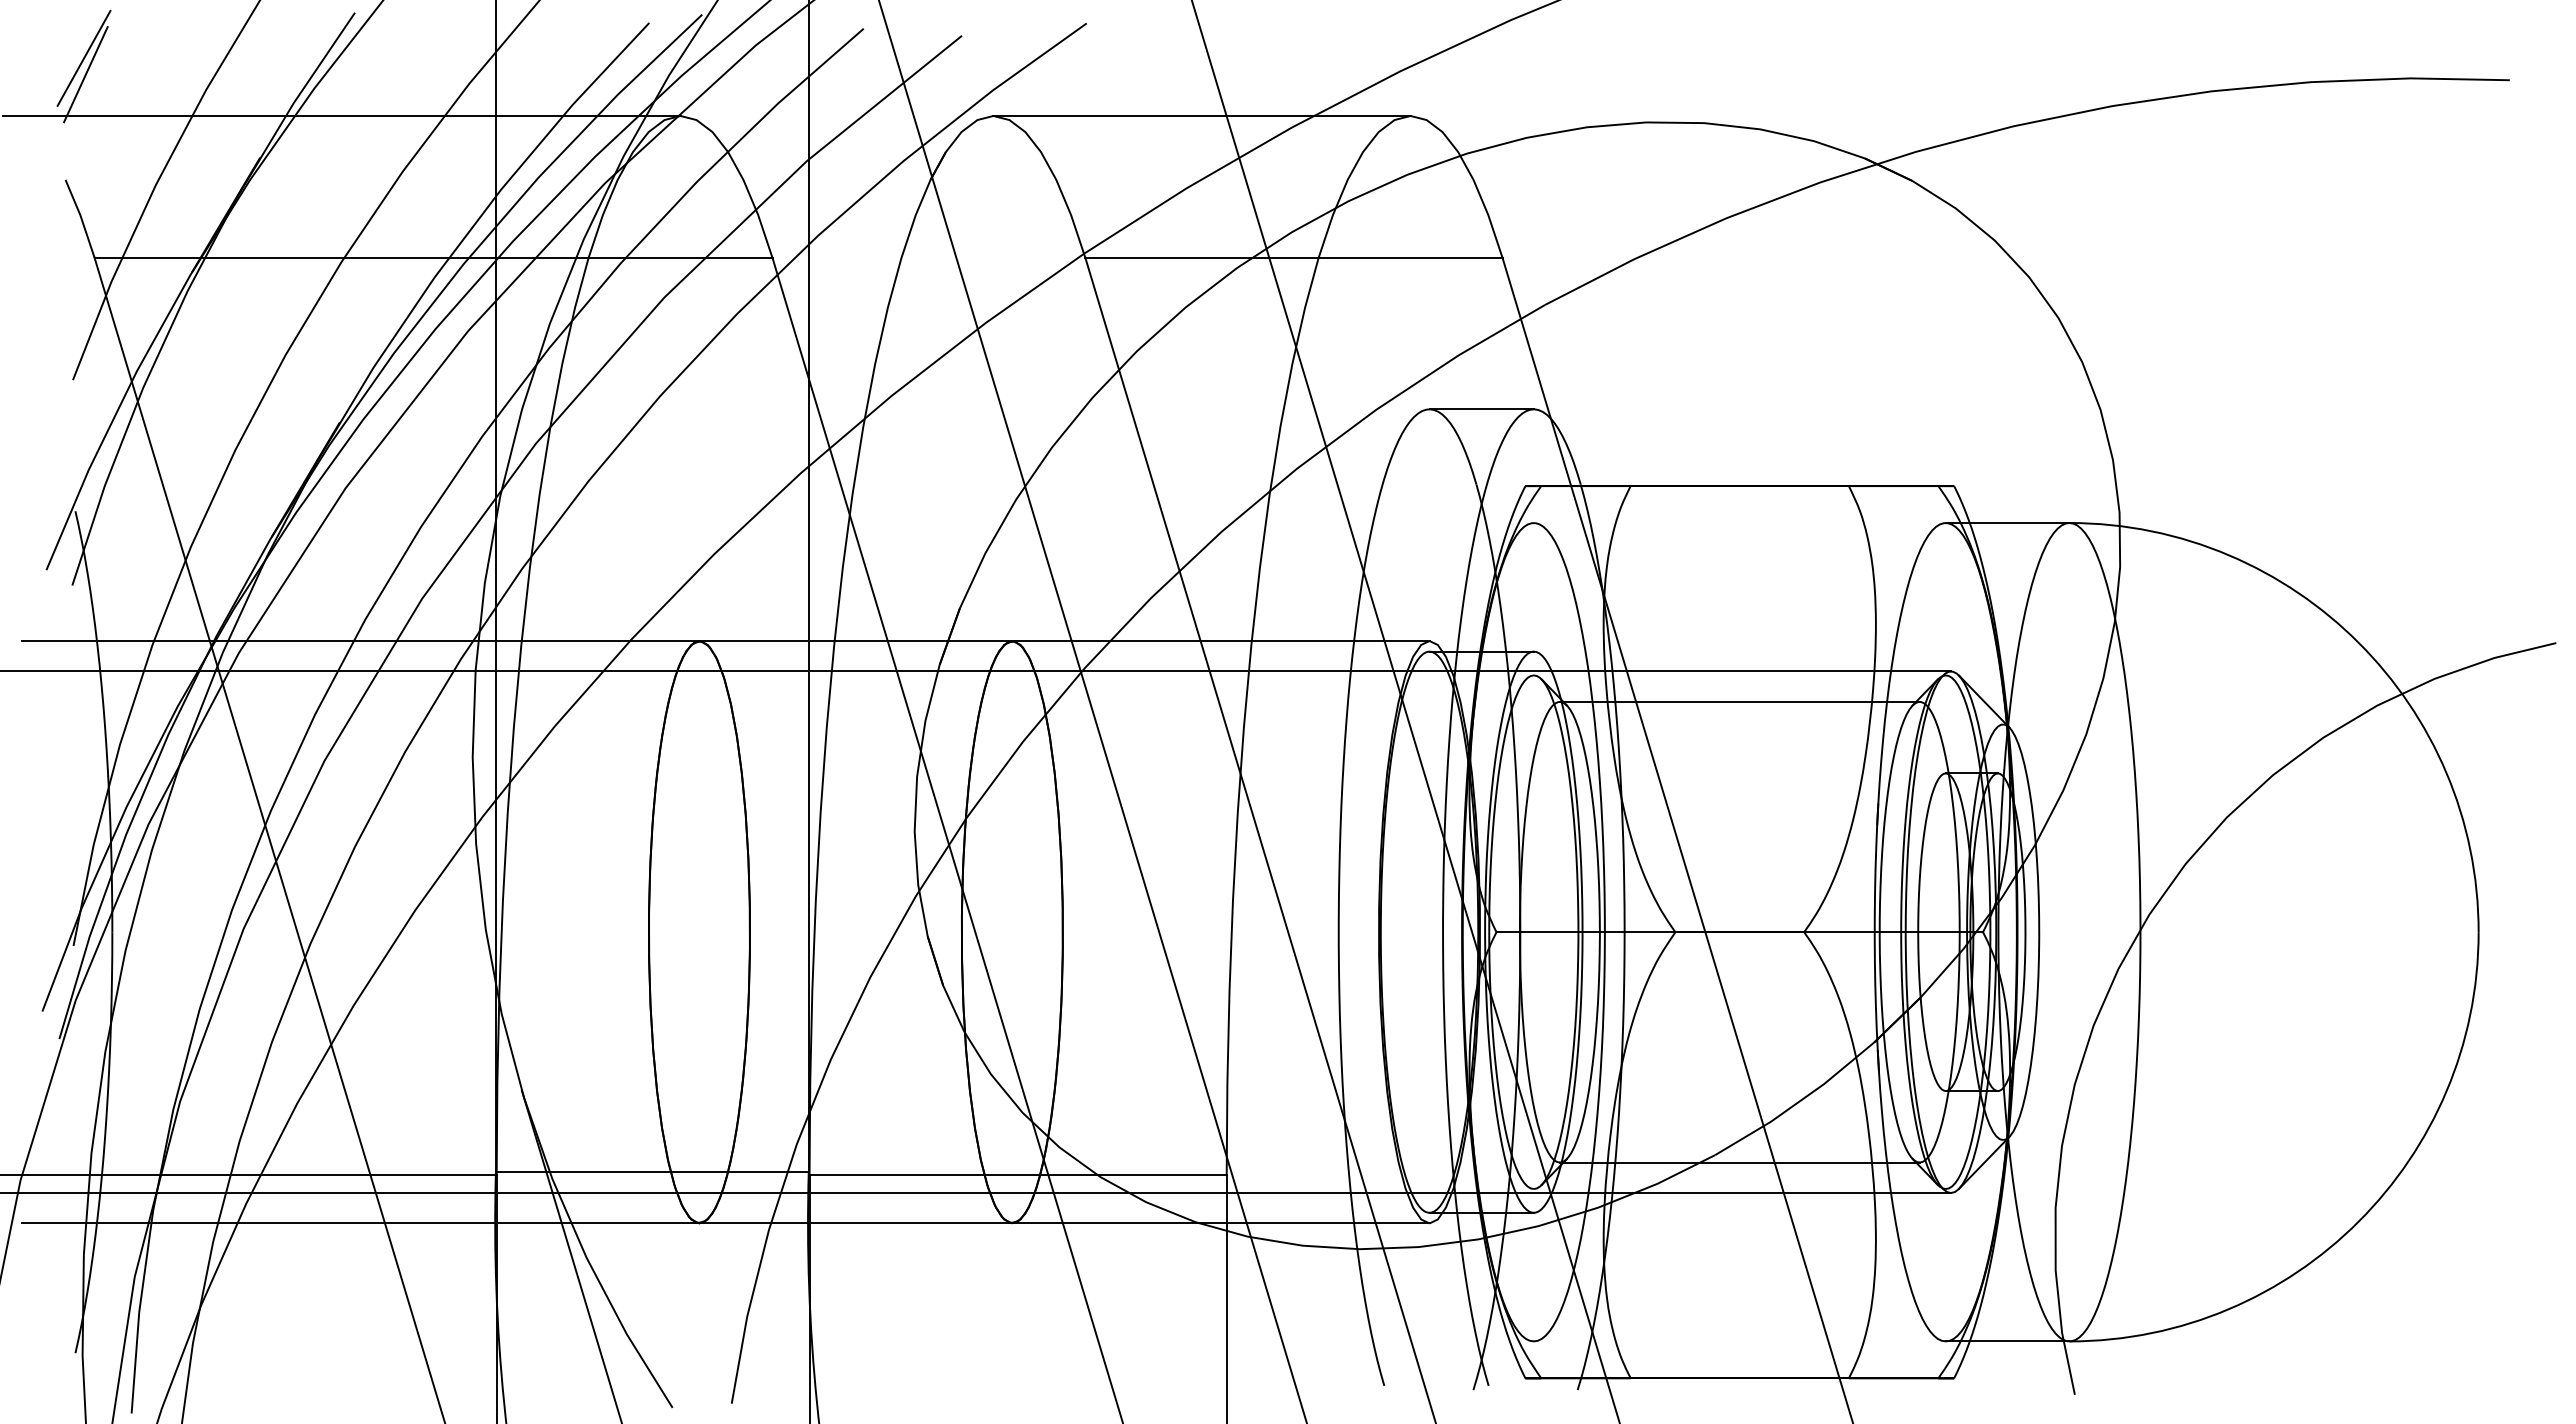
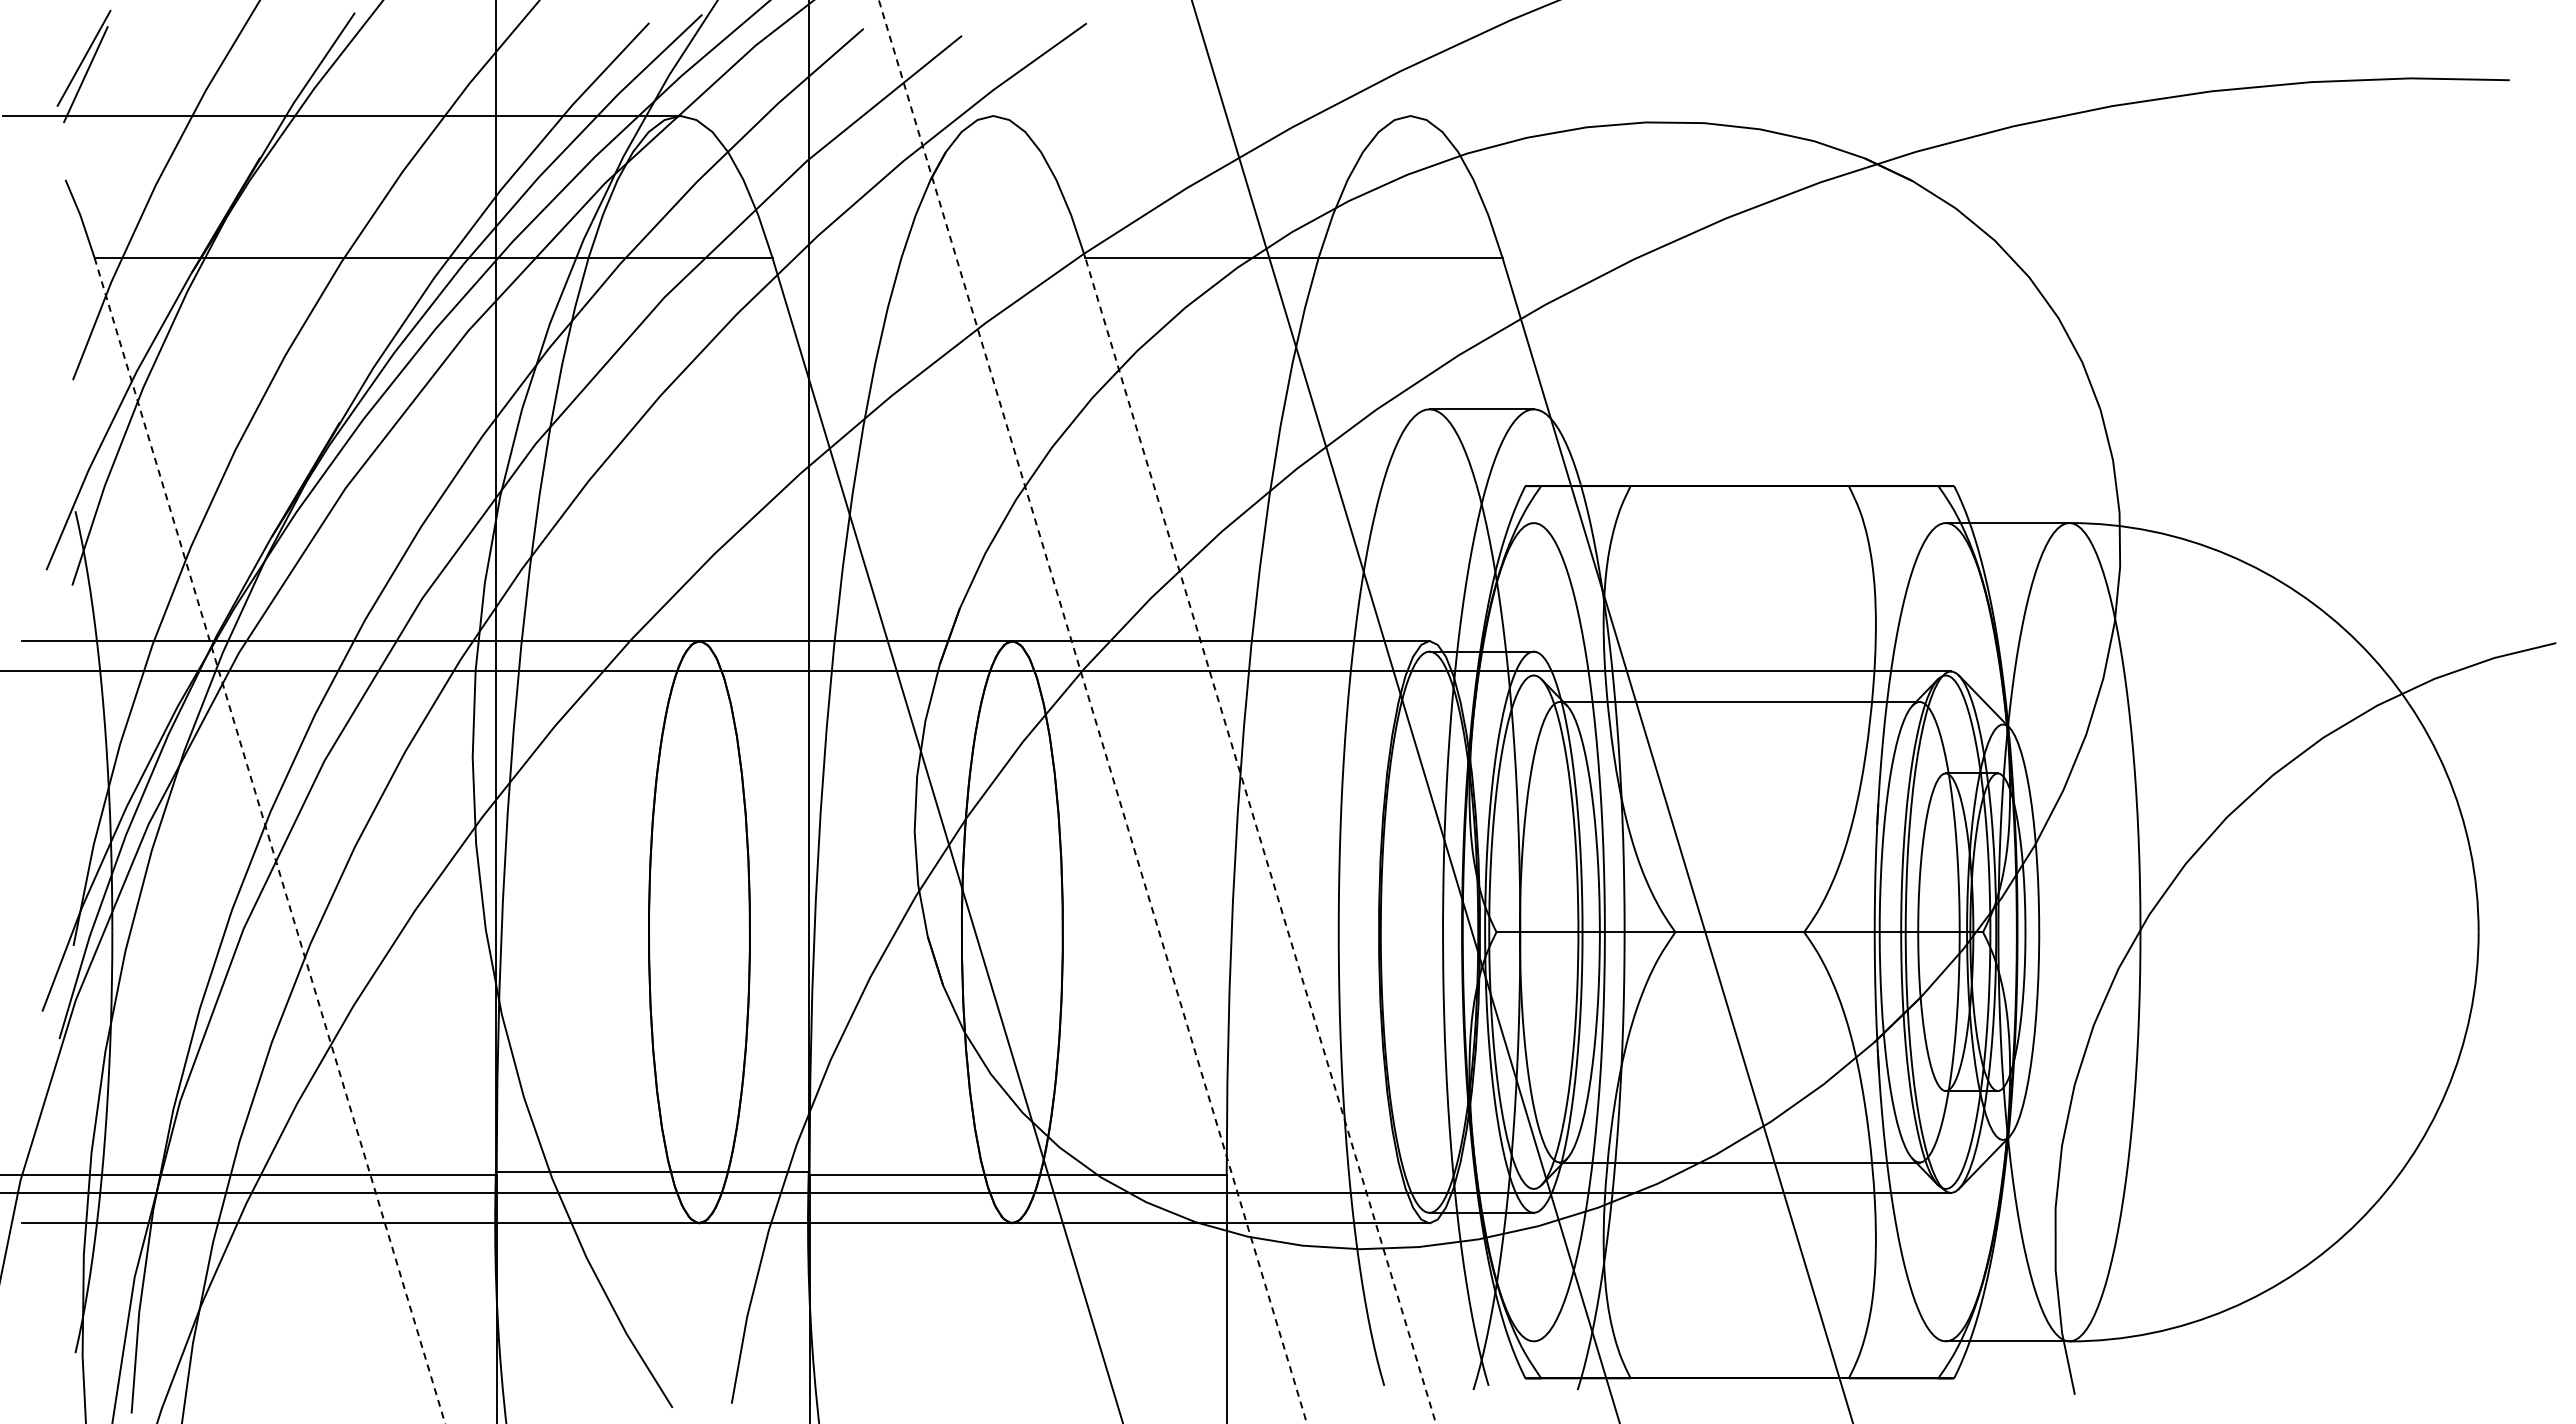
line: present -> none (1201, 115)
line: solid -> dashed (1092, 711)
line: solid -> dashed (1260, 840)
line: solid -> dashed (270, 841)
line: present -> none (571, 1255)
